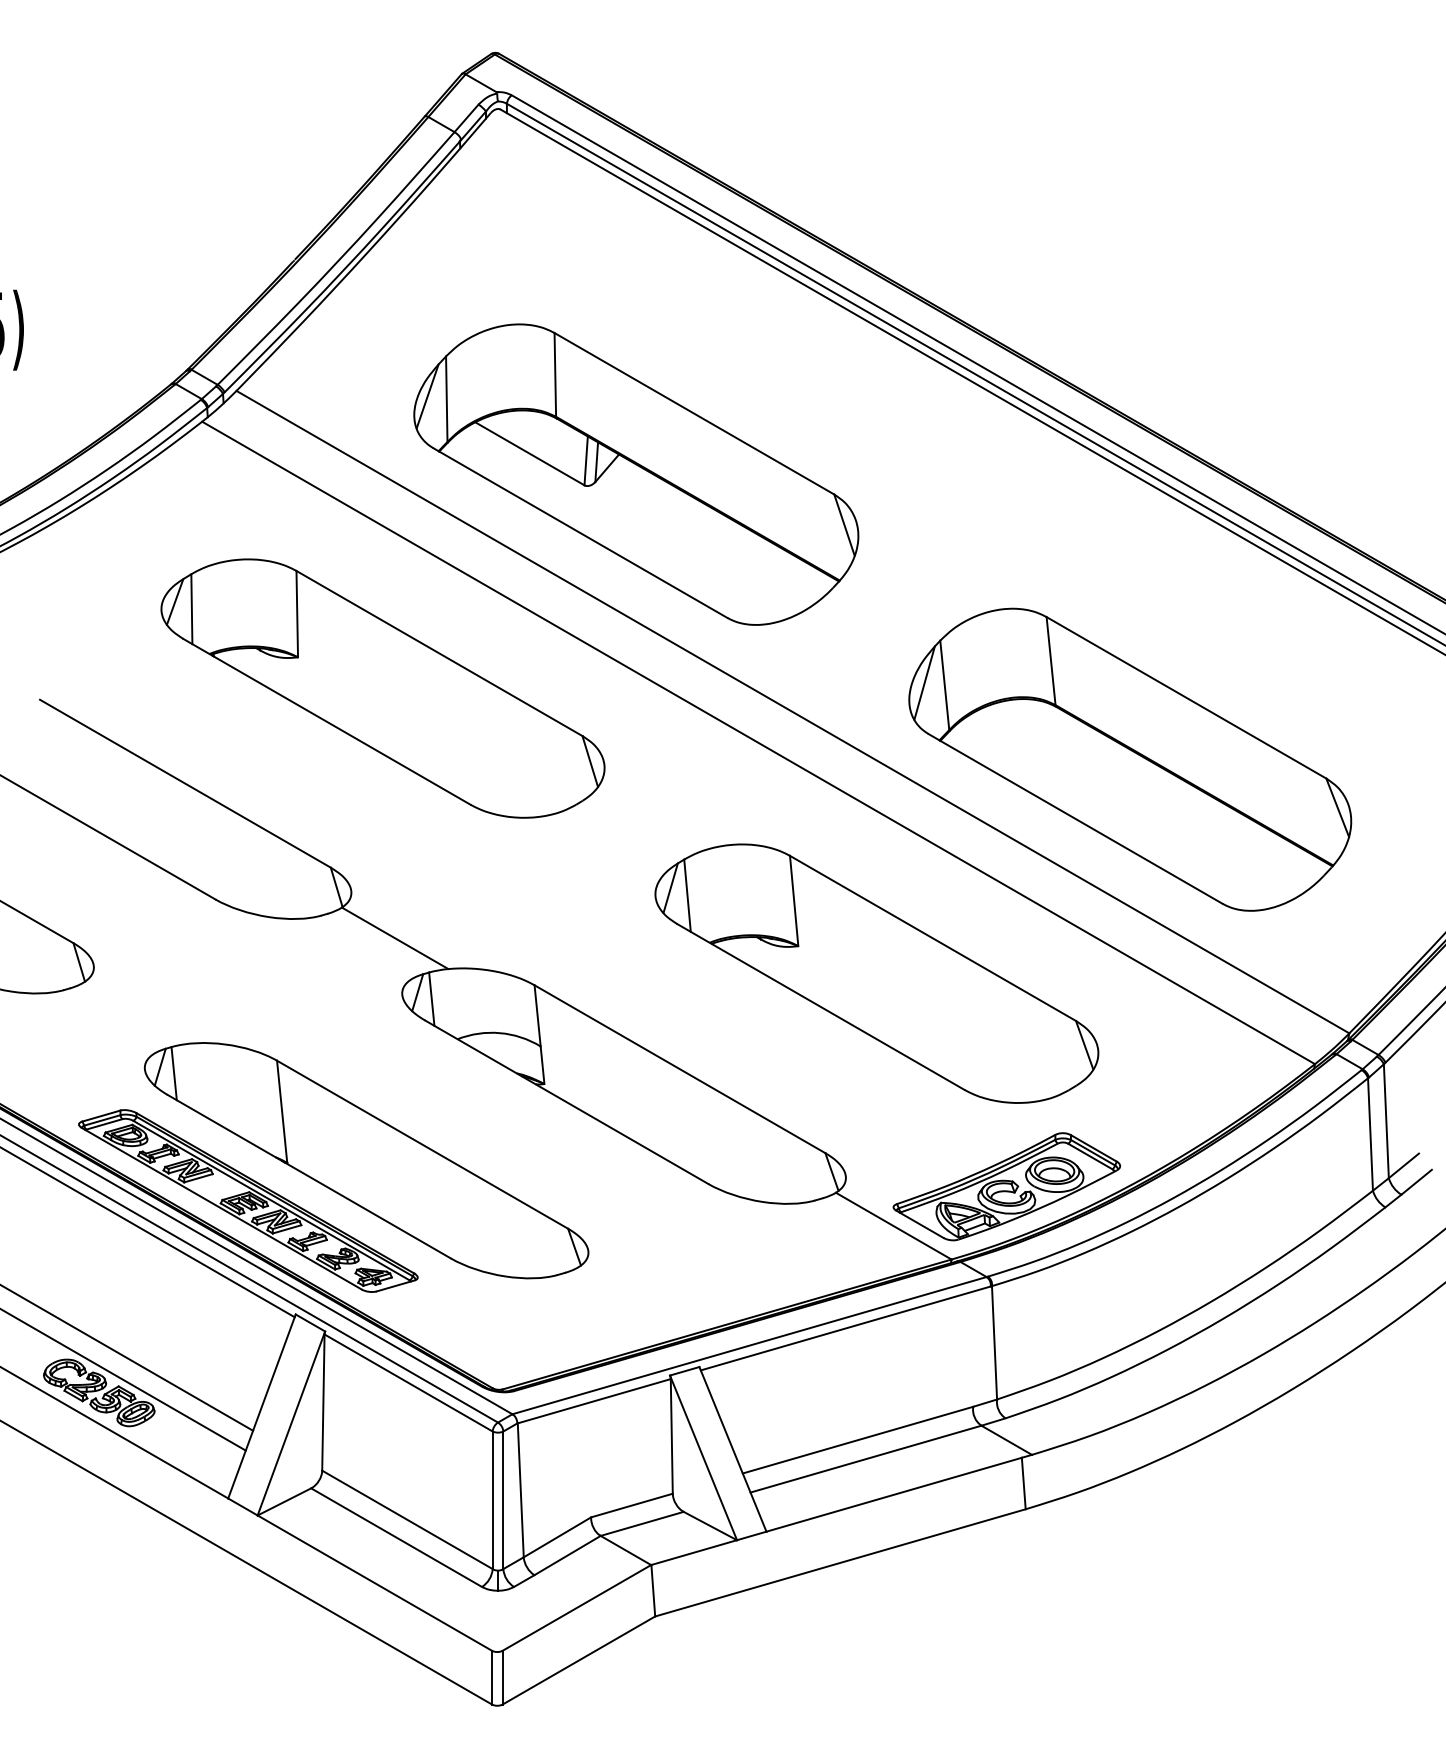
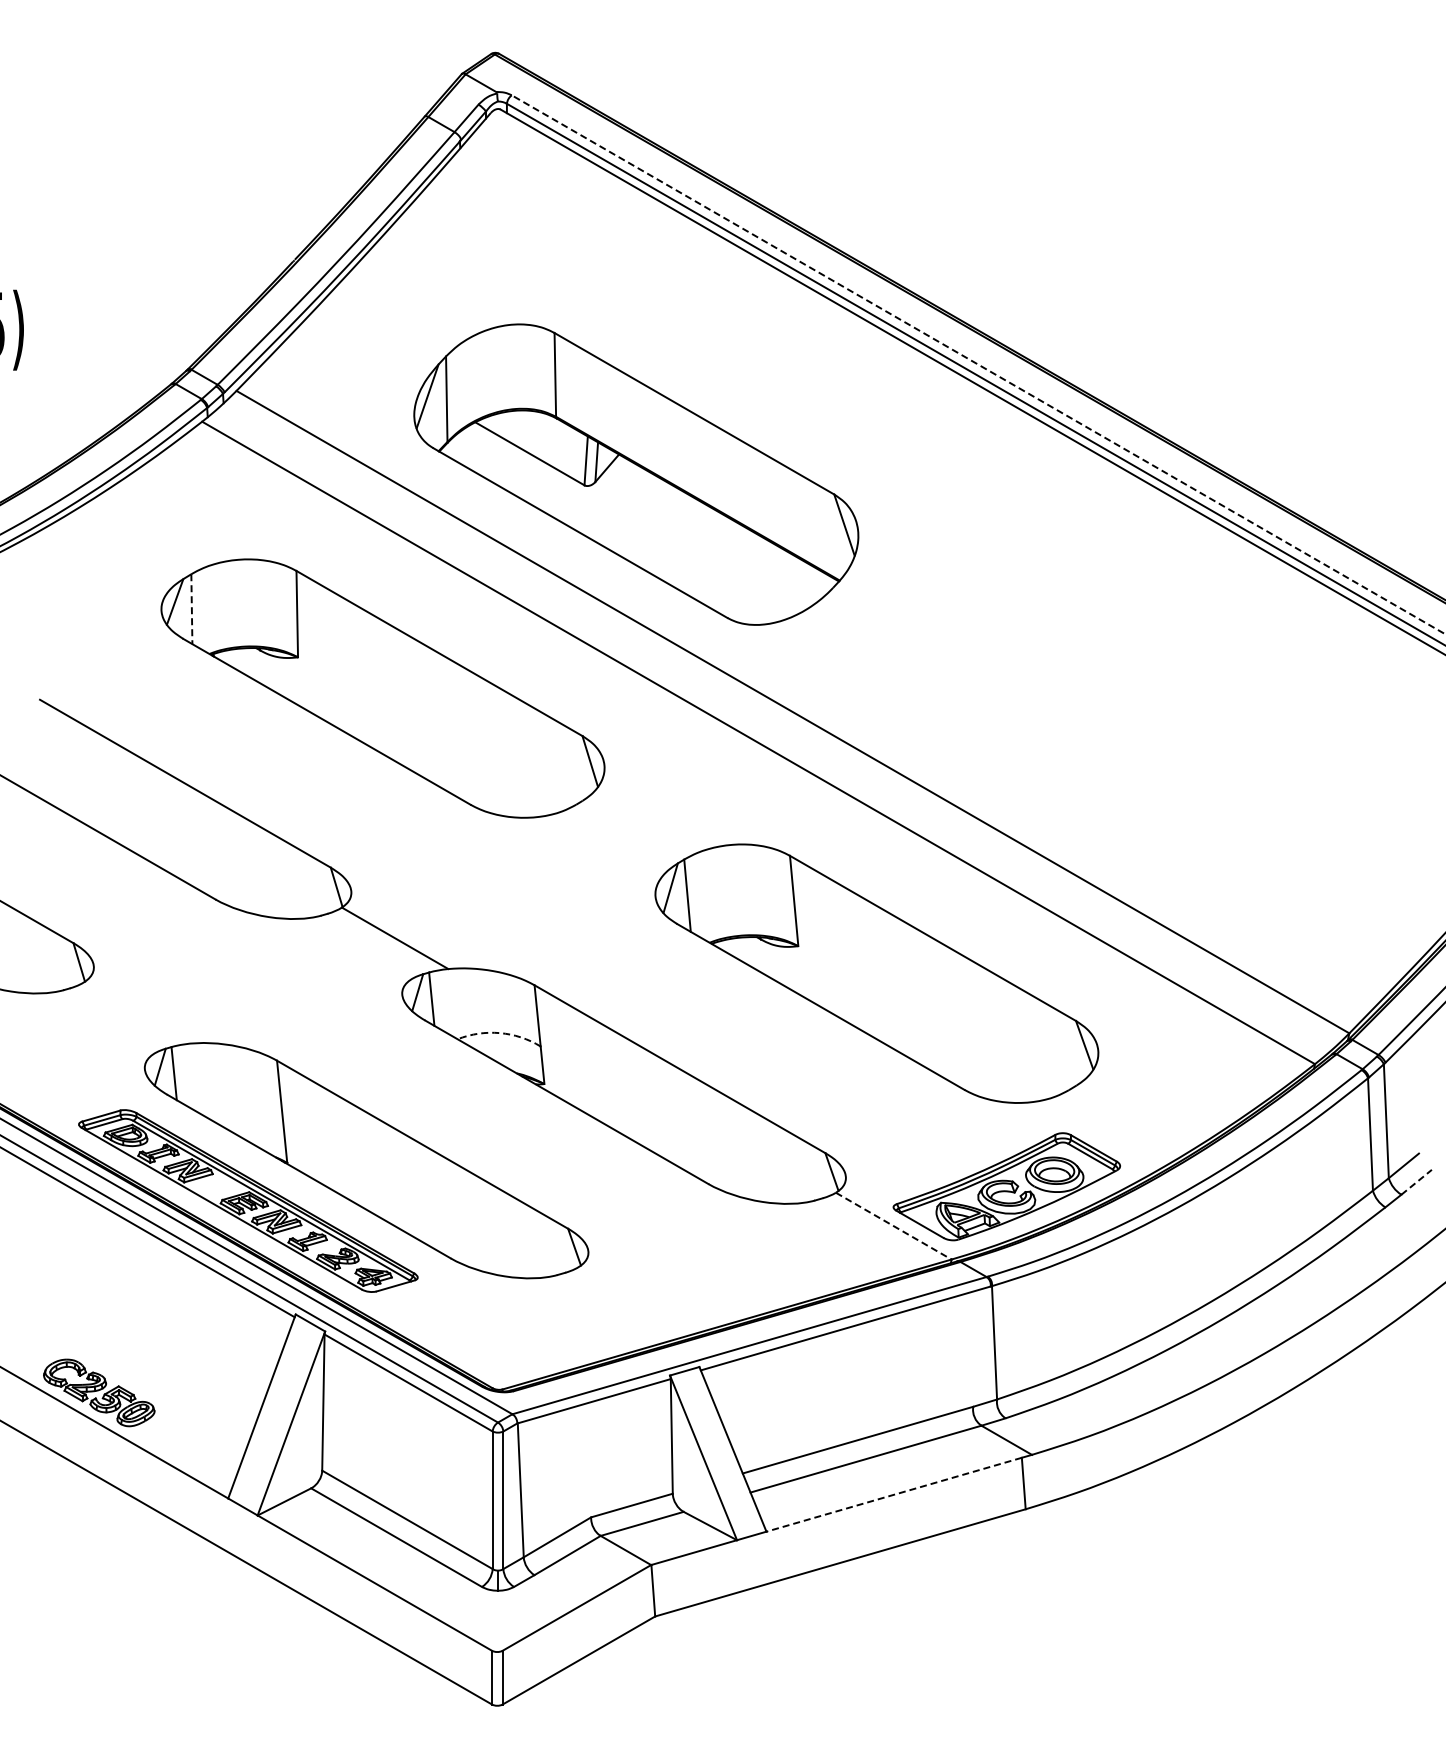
line: solid -> dashed (978, 364)
line: solid -> dashed (191, 609)
part: present -> none (1130, 759)
arc: solid -> dashed (500, 1033)
line: solid -> dashed (1416, 1182)
line: solid -> dashed (893, 1226)
line: present -> none (127, 1358)
line: present -> none (123, 1379)
line: solid -> dashed (894, 1494)
